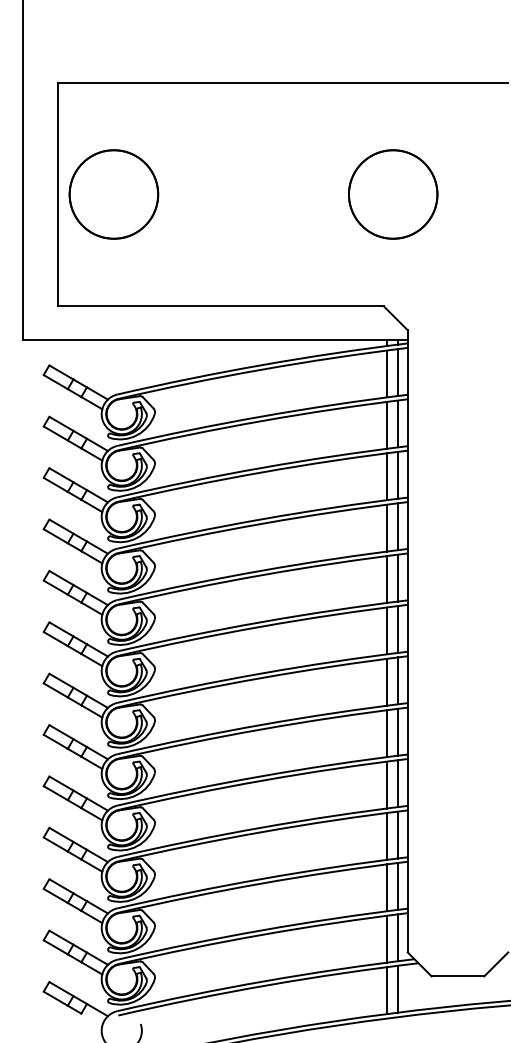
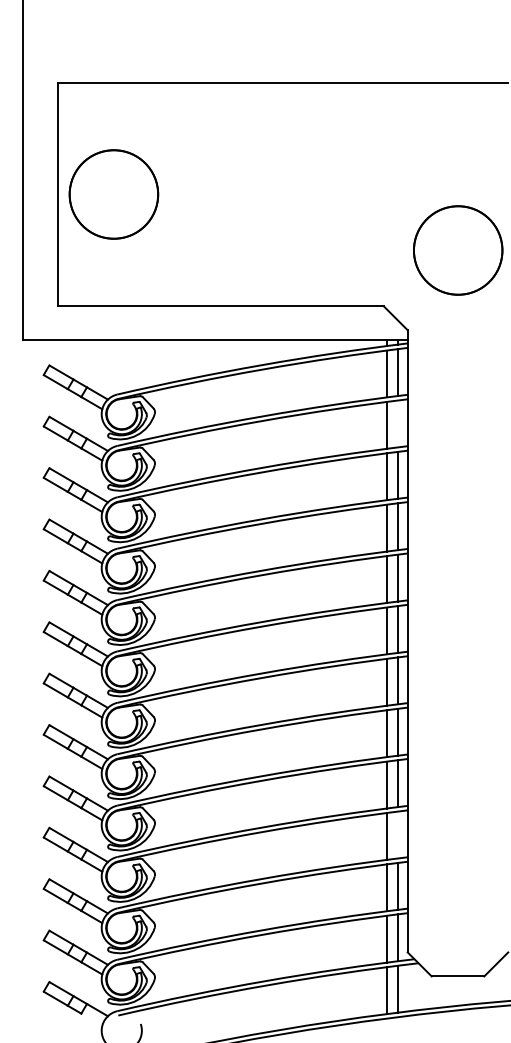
circle position: (393, 194) -> (458, 250) (458, 250)
line: present -> none (397, 423)
line: present -> none (397, 834)
